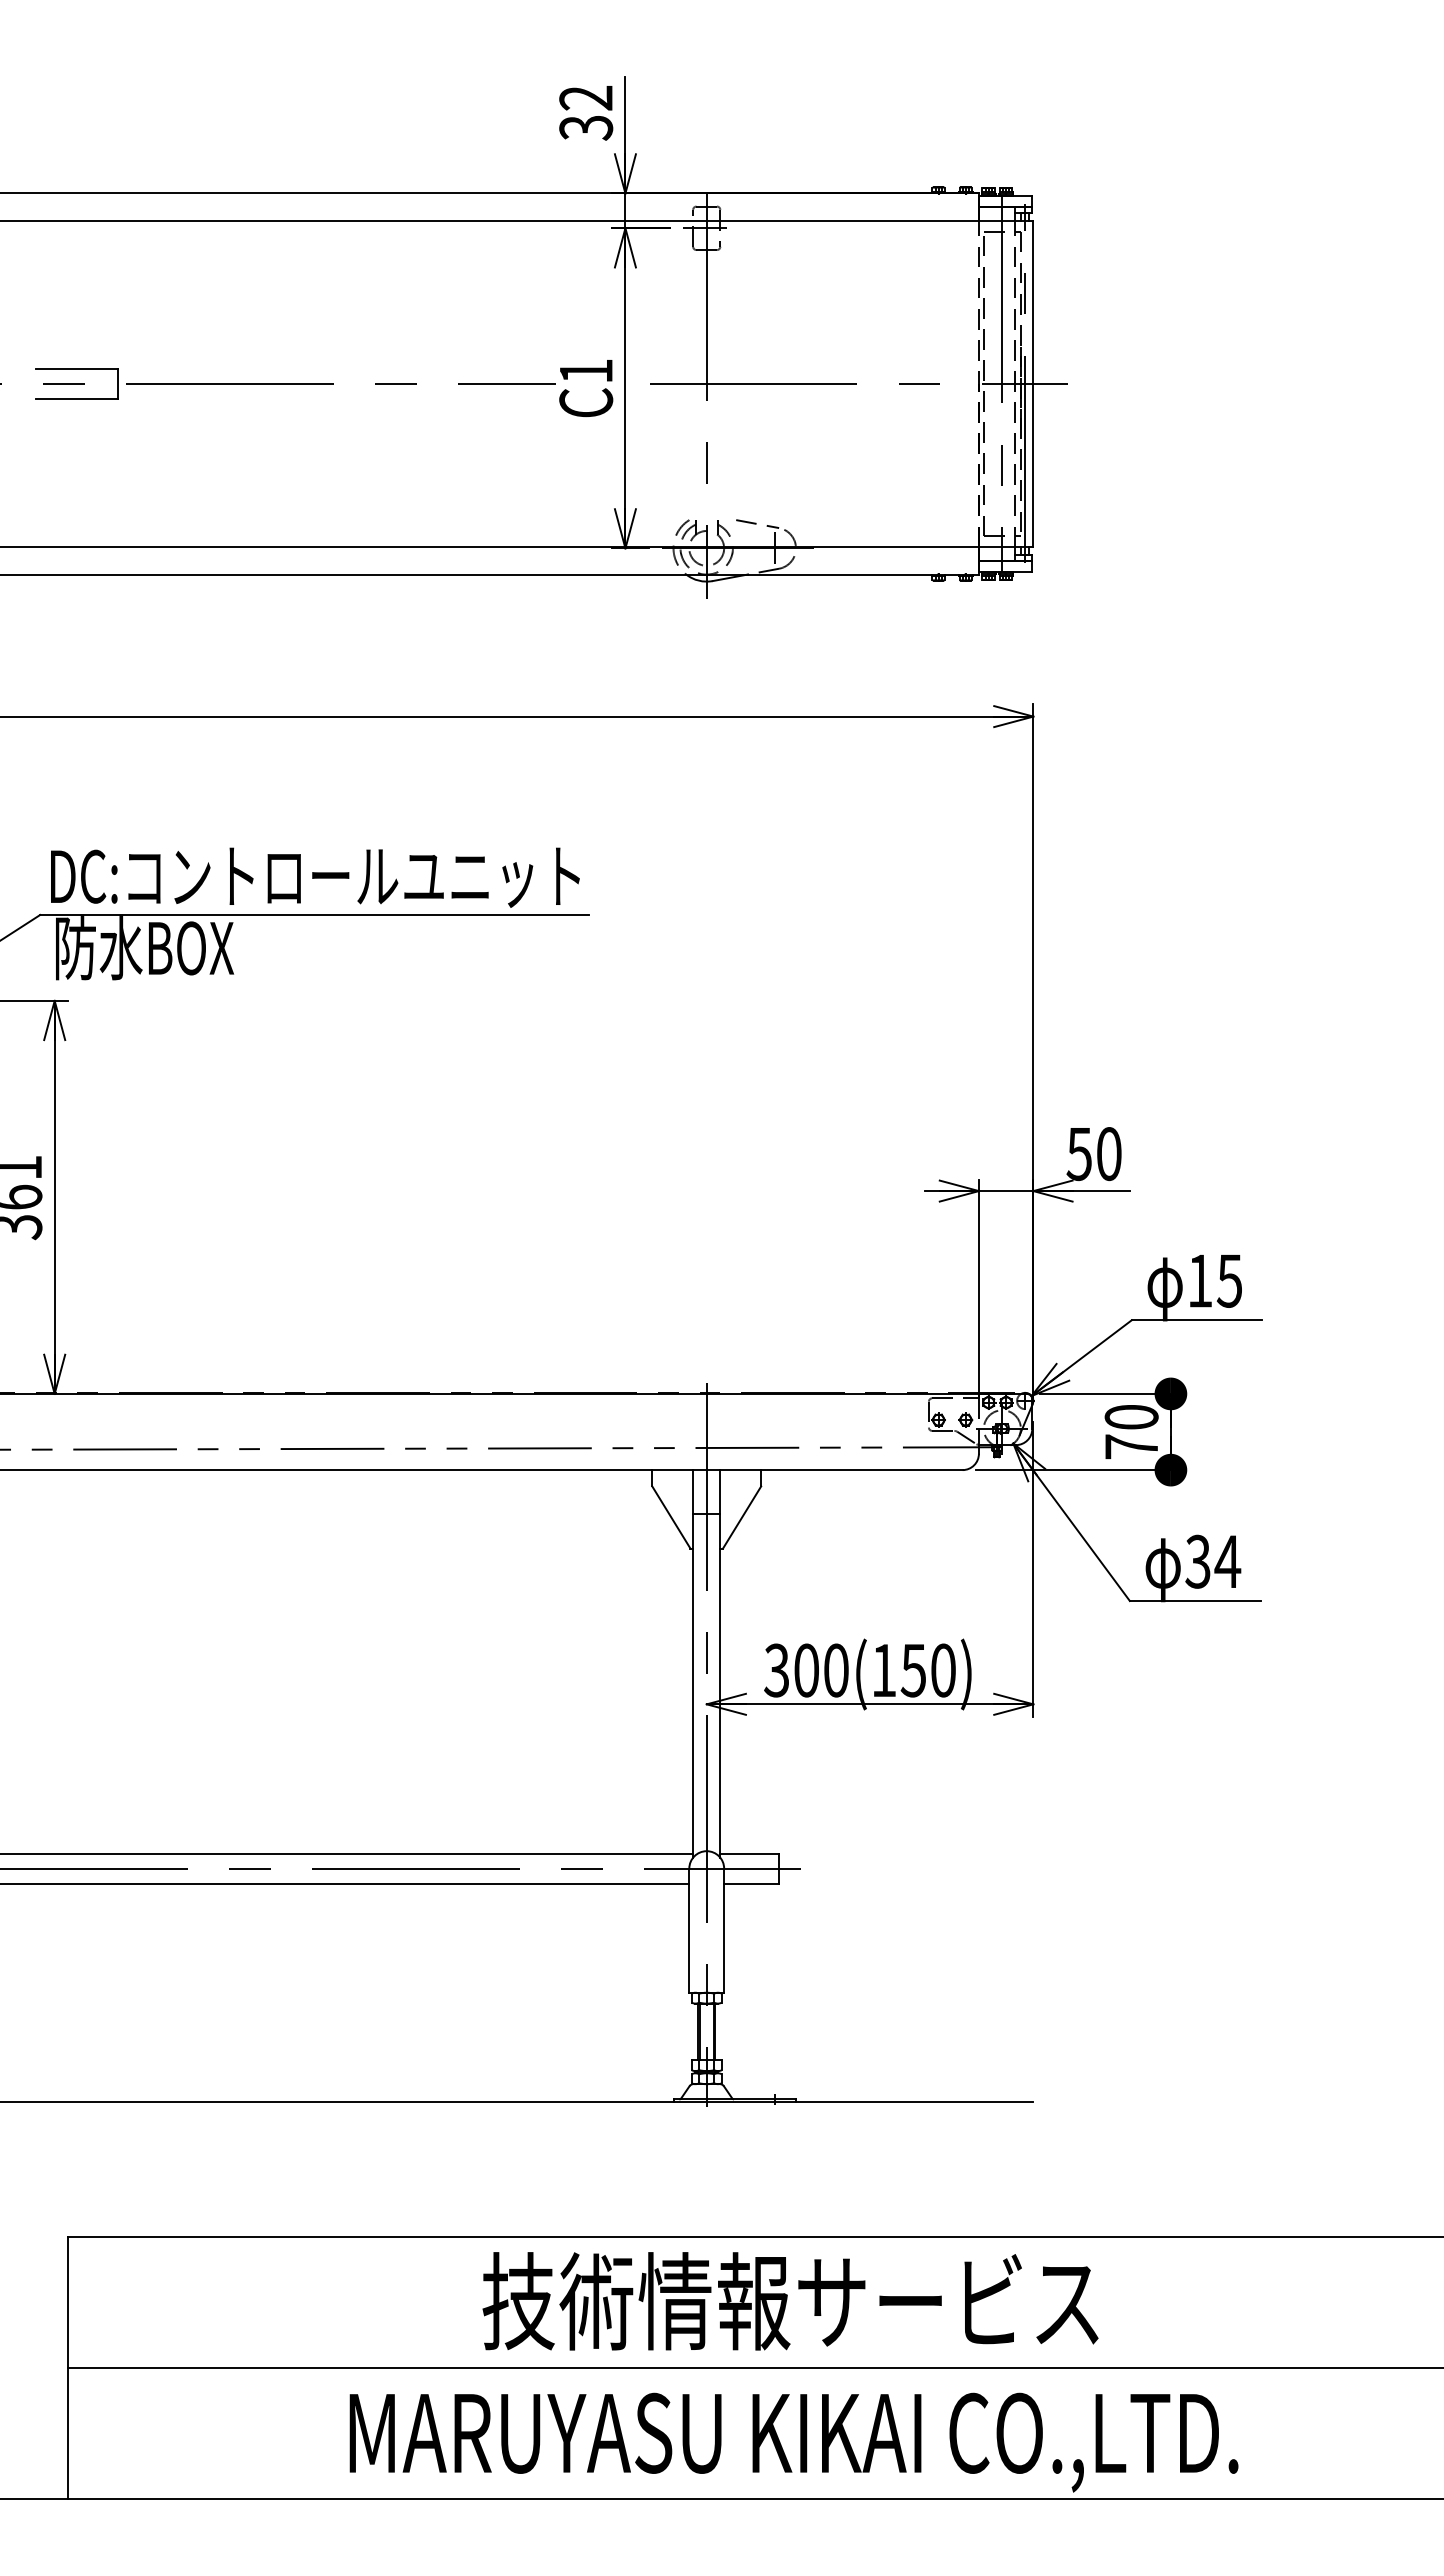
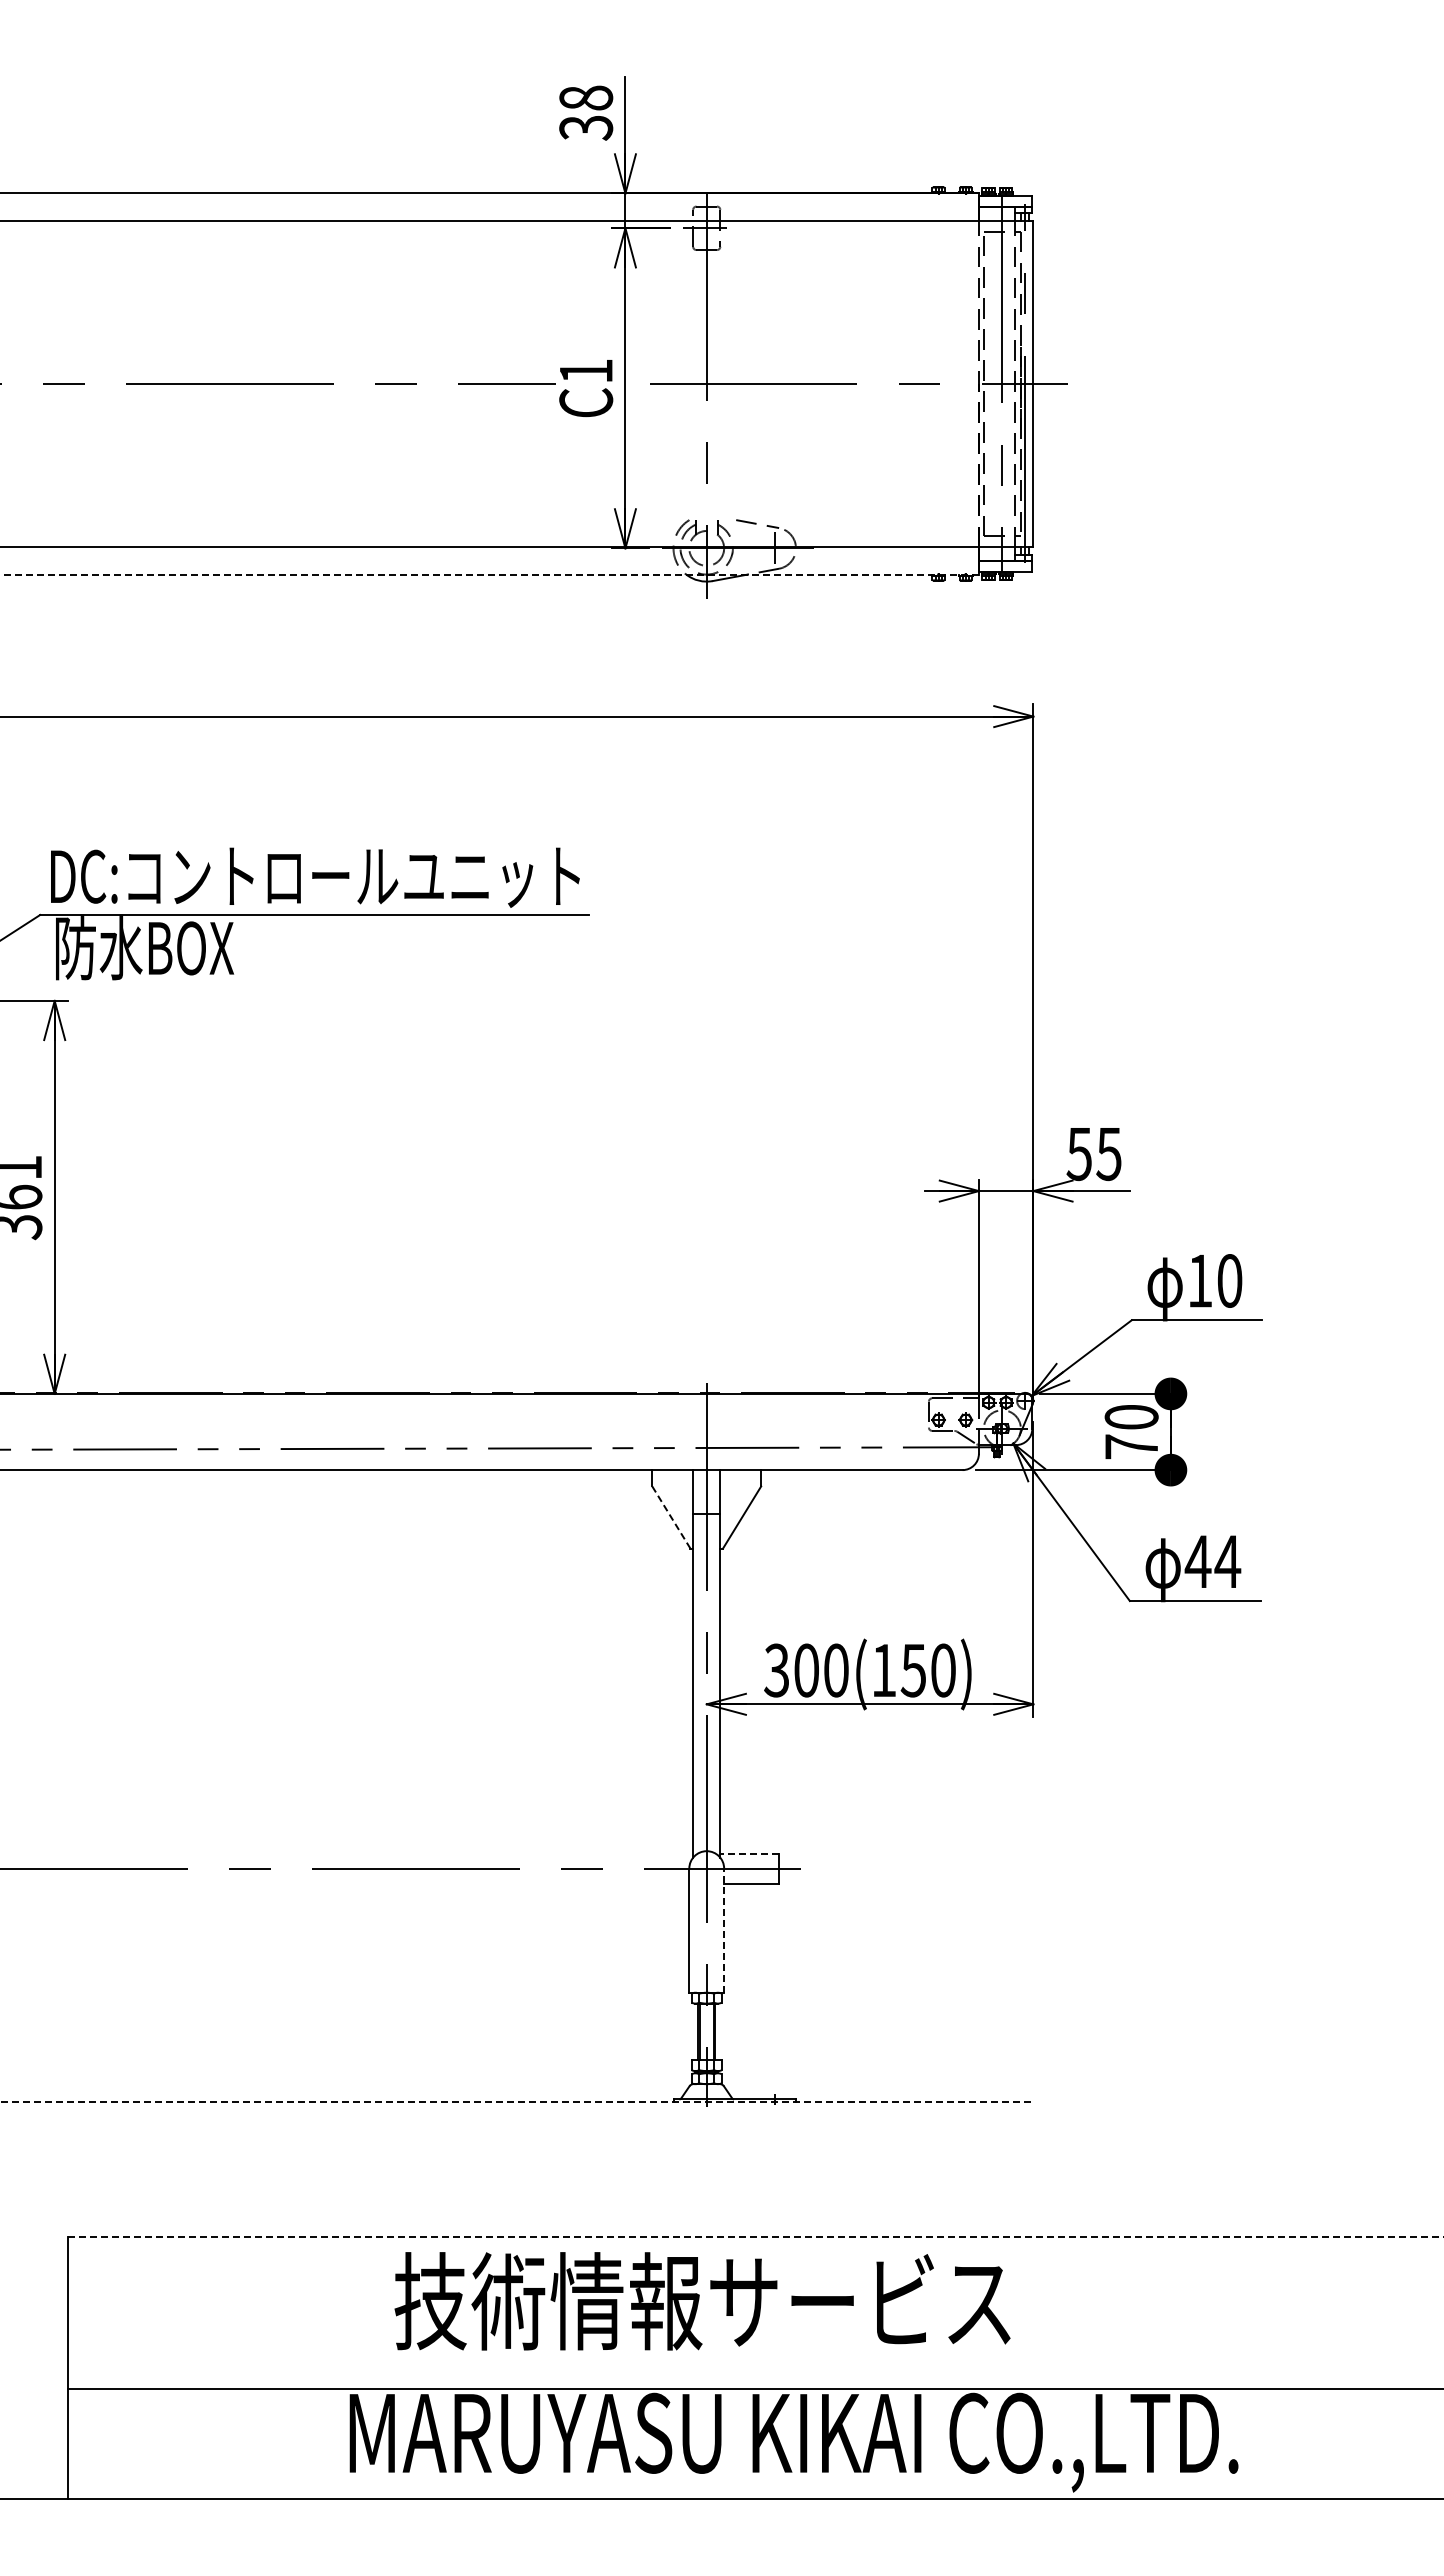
text: 32 -> 38 (586, 97)
part: present -> none (76, 369)
line: solid -> dashed (489, 574)
text: 50 -> 55 (1108, 1153)
text: 15 -> 10 (1229, 1280)
line: solid -> dashed (671, 1517)
text: 34 -> 44 (1197, 1561)
line: present -> none (347, 1854)
line: solid -> dashed (748, 1854)
line: present -> none (345, 1883)
line: solid -> dashed (724, 1930)
line: solid -> dashed (517, 2101)
line: solid -> dashed (755, 2237)
text position: (790, 2301) -> (702, 2301) (702, 2301)
line position: (753, 2368) -> (753, 2389) (753, 2389)
